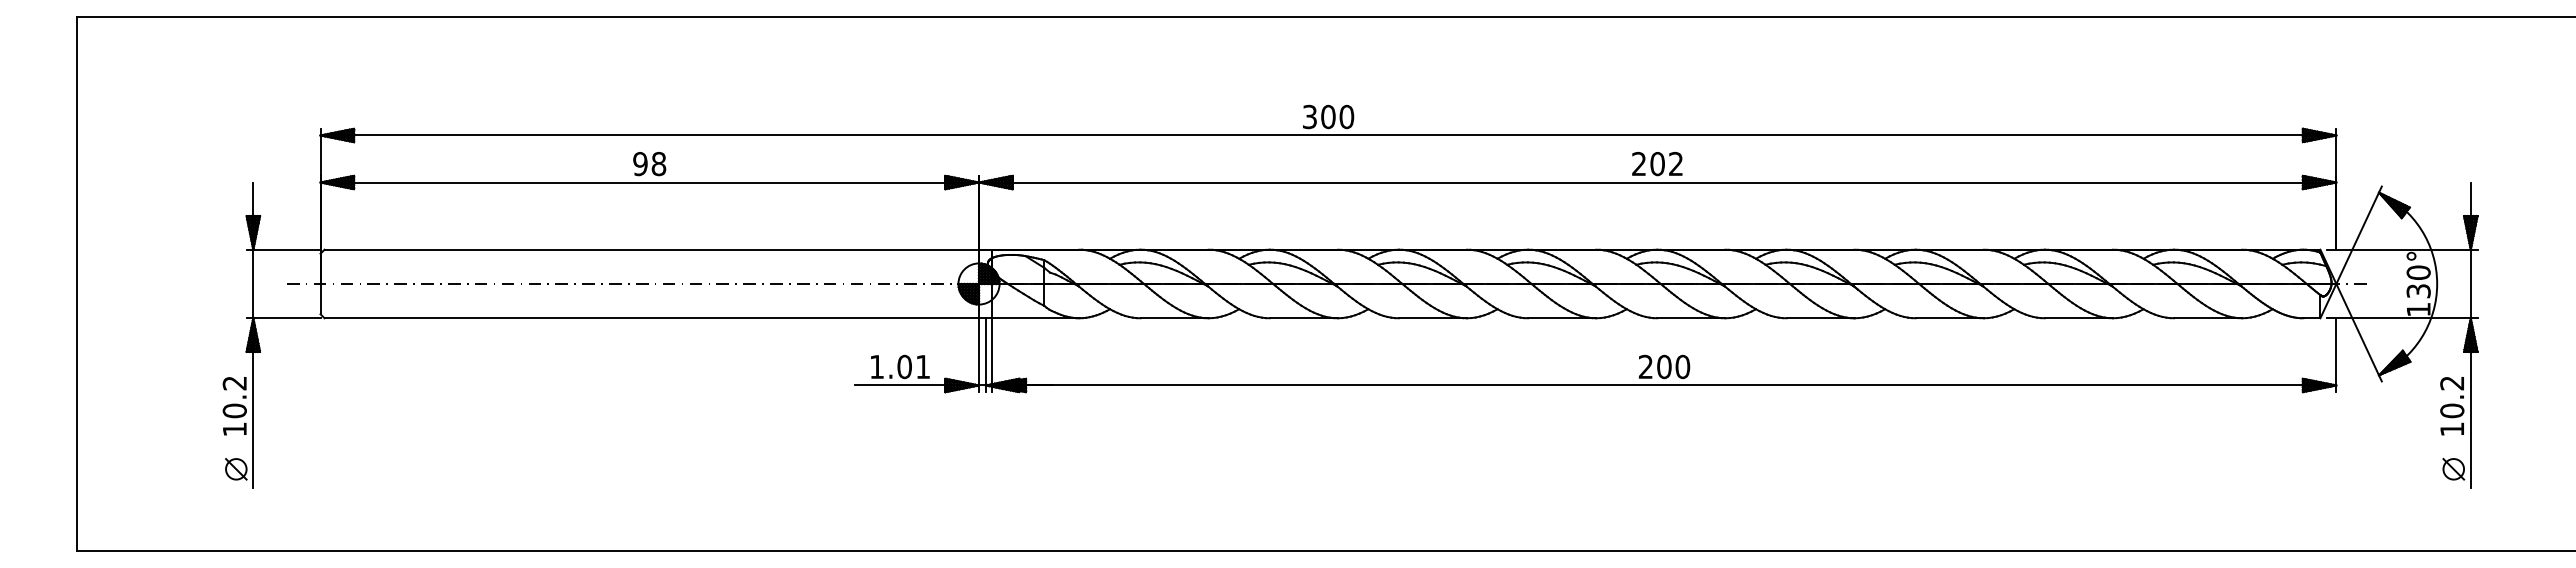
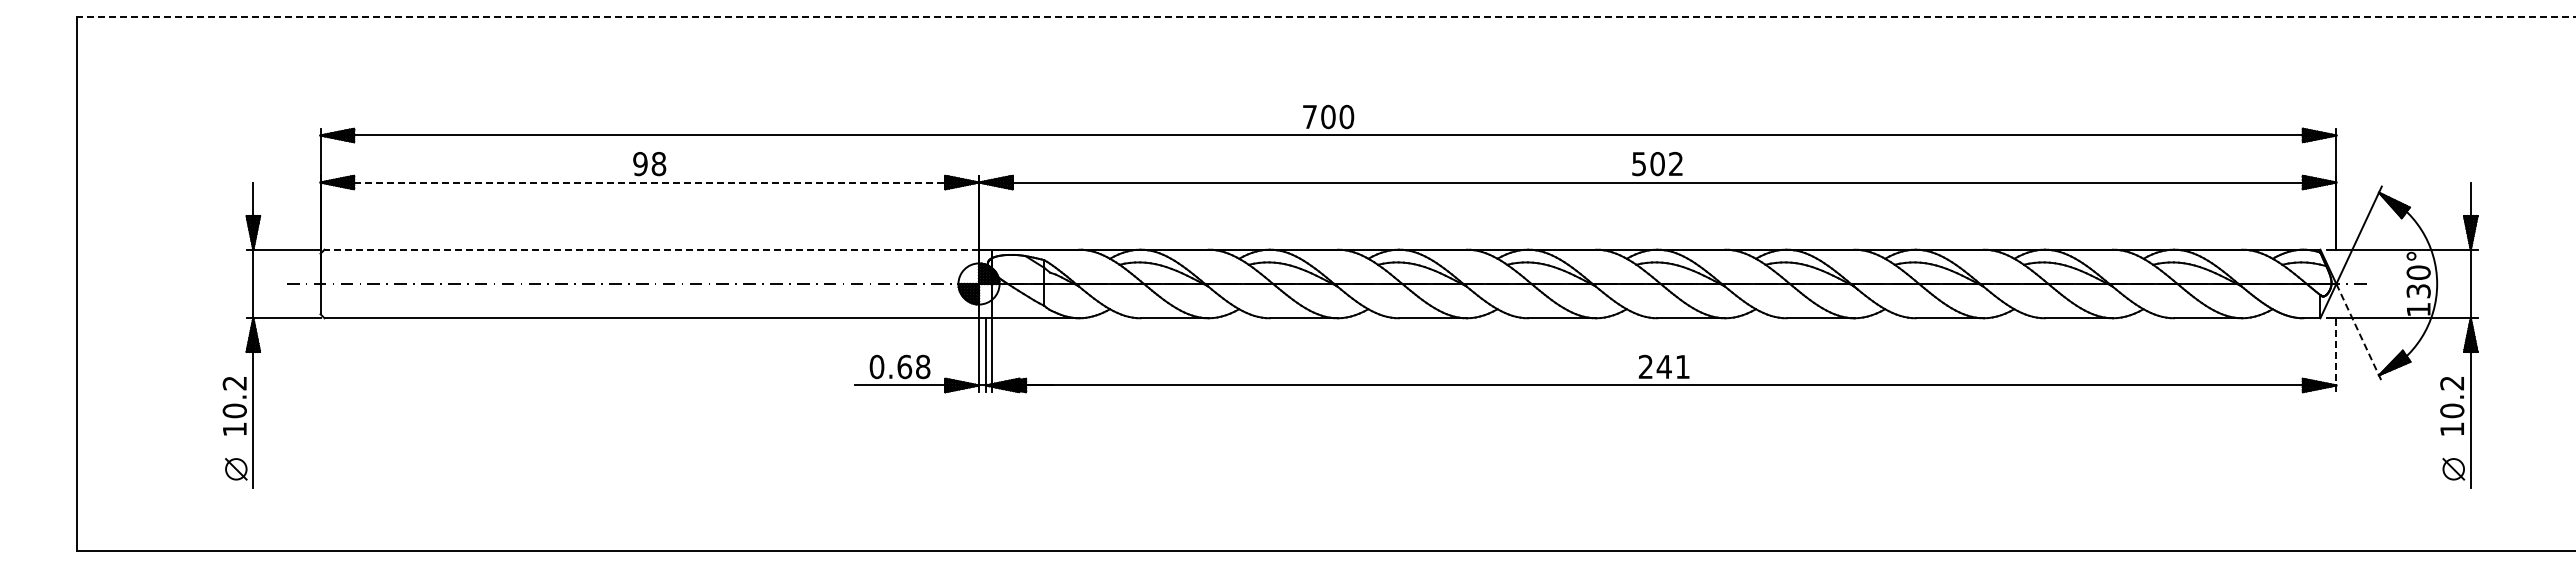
line: solid -> dashed (1326, 17)
text: 300 -> 700 (1309, 116)
text: 202 -> 502 (1638, 163)
line: solid -> dashed (650, 182)
line: solid -> dashed (651, 249)
line: solid -> dashed (2359, 332)
line: solid -> dashed (2336, 355)
text: 1.01 -> 0.68 (899, 366)
text: 200 -> 241 (1673, 366)
